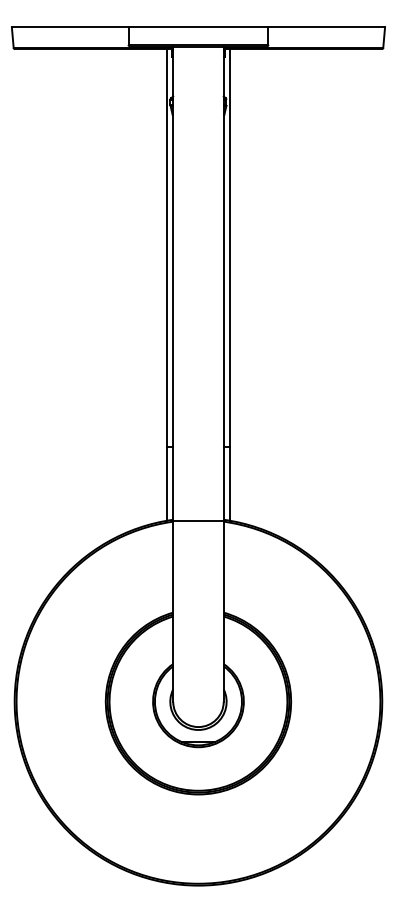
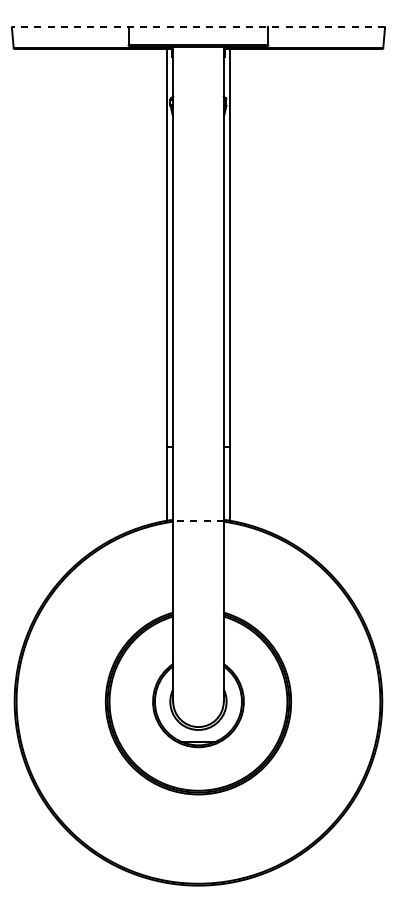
line: solid -> dashed (198, 27)
line: solid -> dashed (198, 521)
